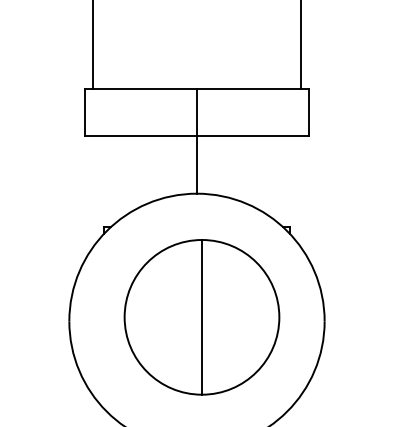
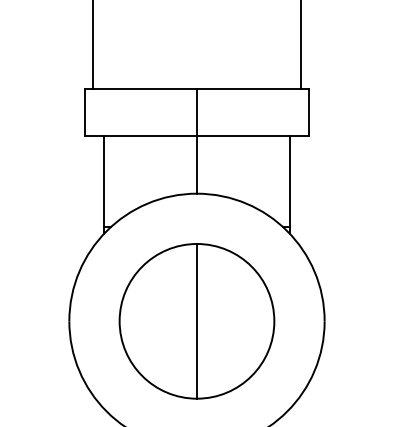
line: none -> present (104, 181)
line: none -> present (289, 181)
part position: (201, 317) -> (196, 321) (196, 321)
